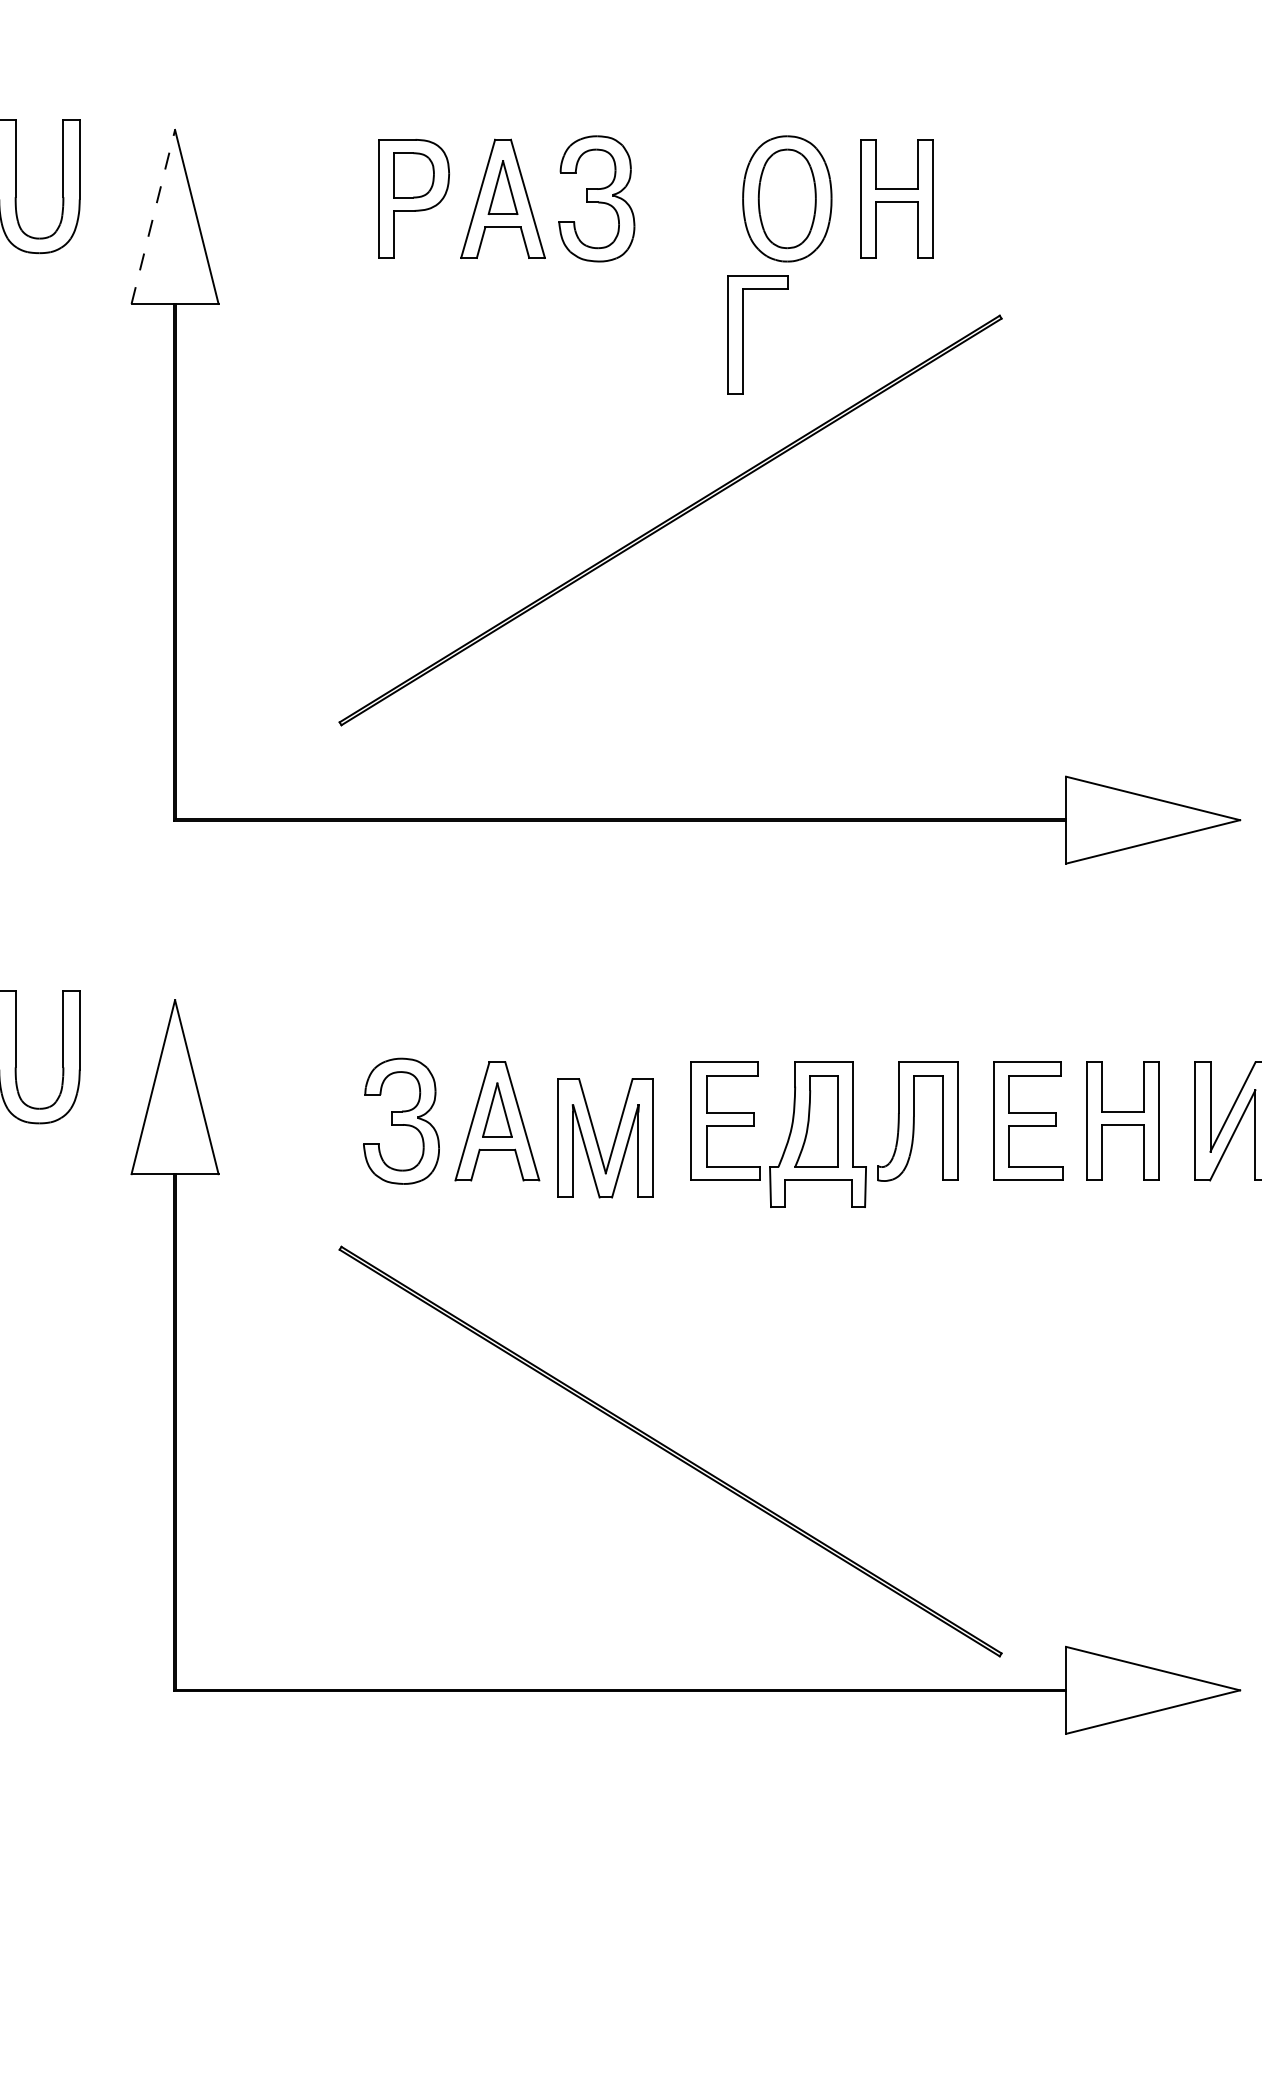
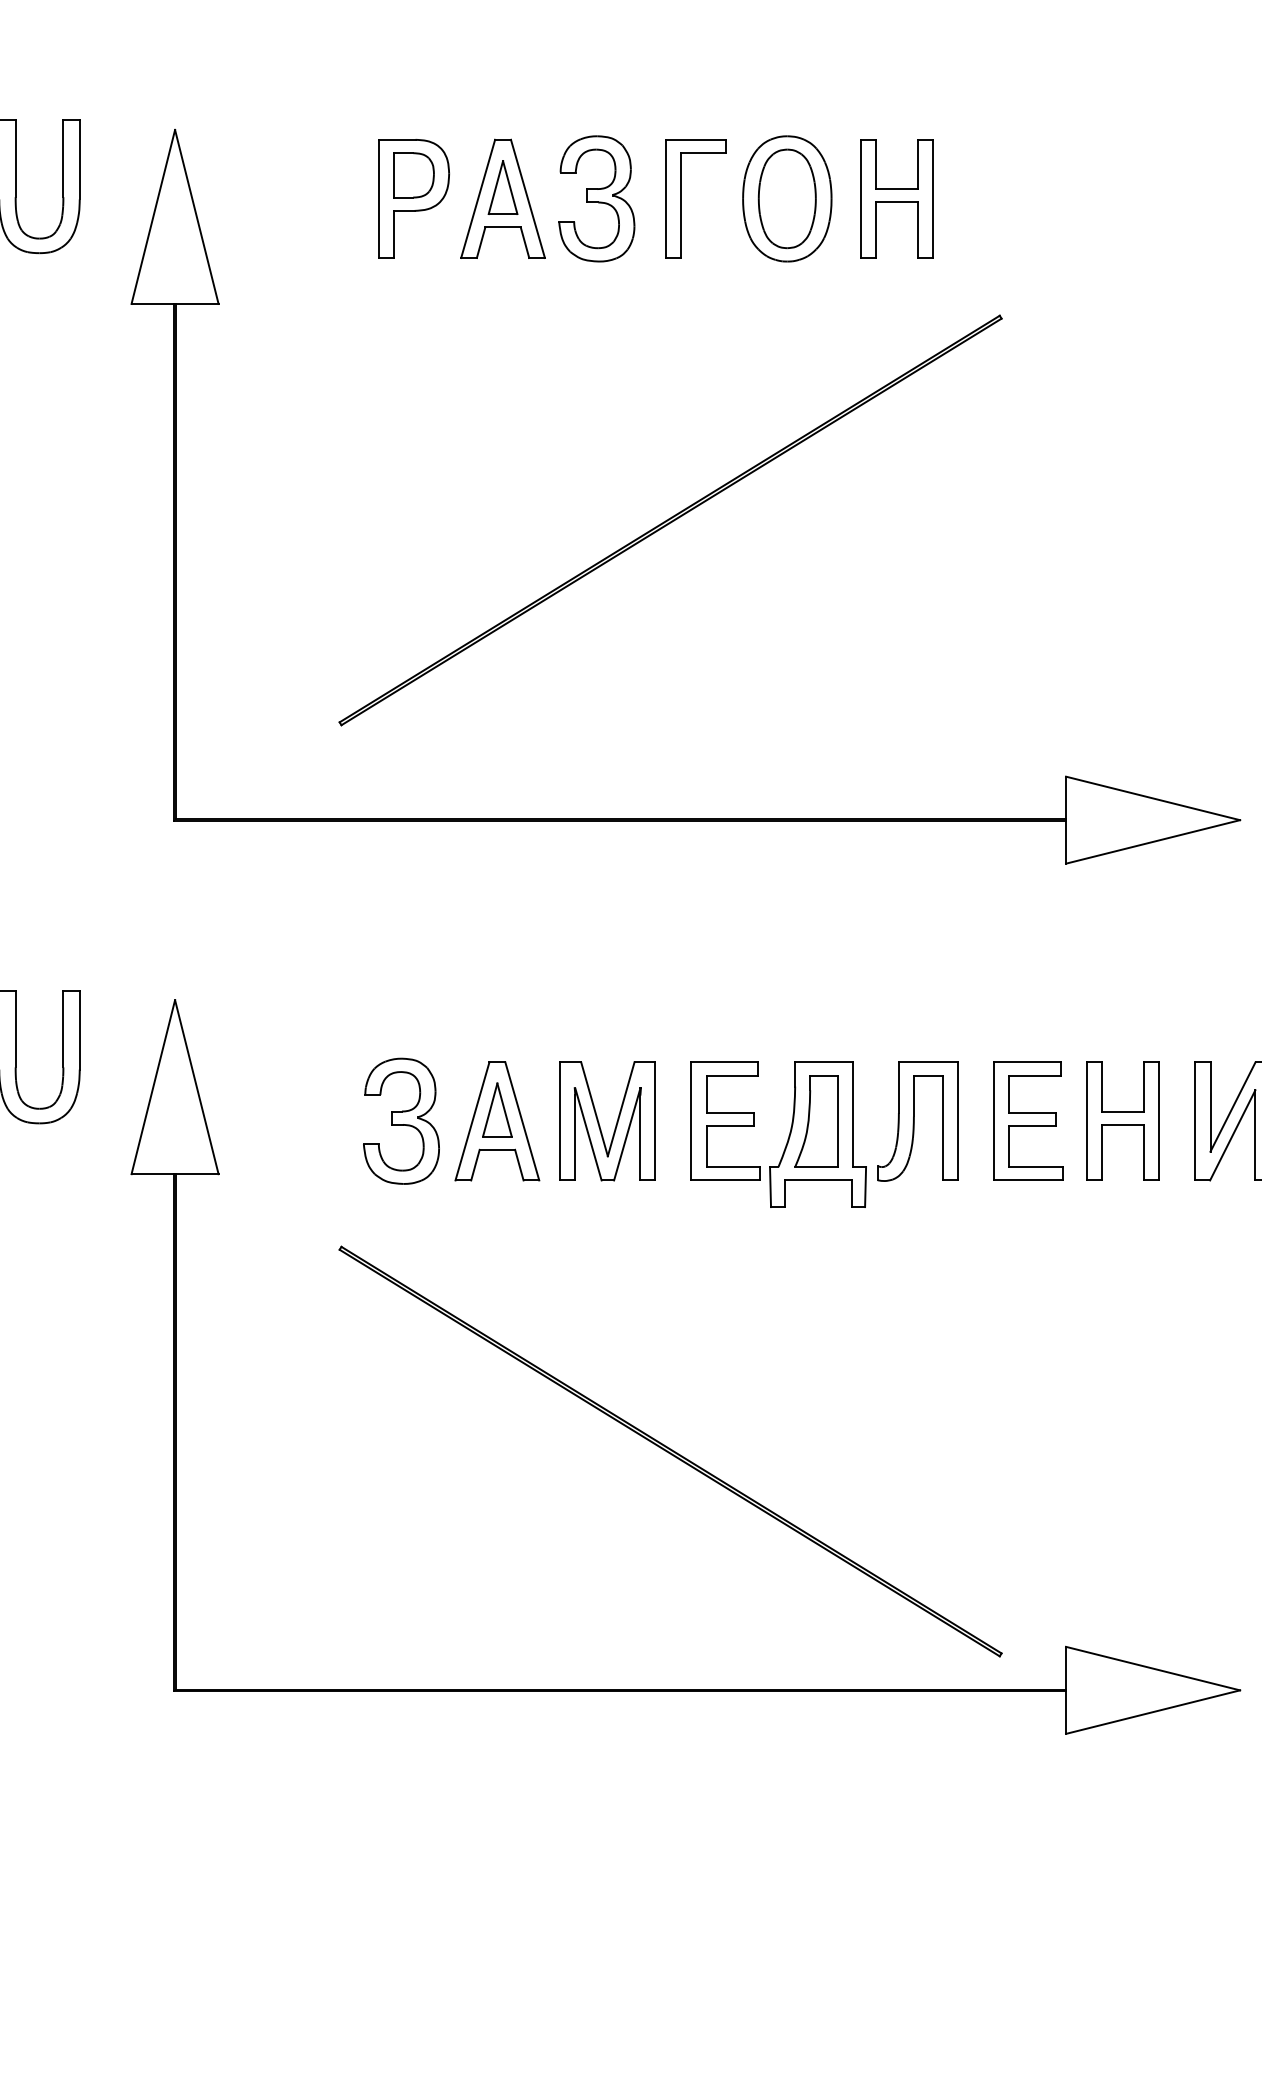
line: dashed -> solid (153, 216)
part position: (743, 334) -> (681, 198) (681, 198)
part position: (597, 1139) -> (599, 1122) (599, 1122)
